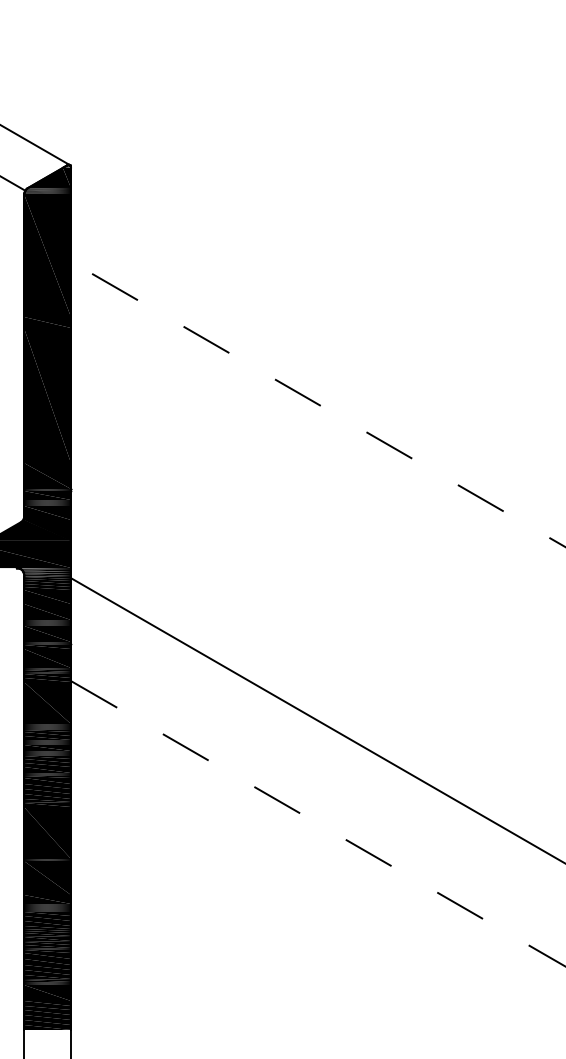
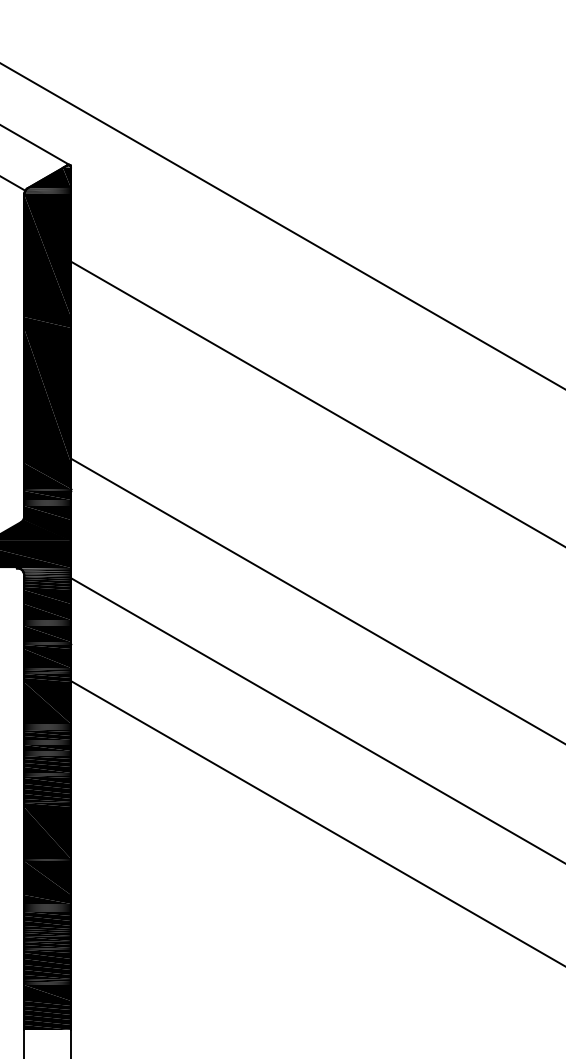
line: none -> present (282, 226)
line: dashed -> solid (317, 404)
line: none -> present (316, 600)
line: dashed -> solid (317, 823)
